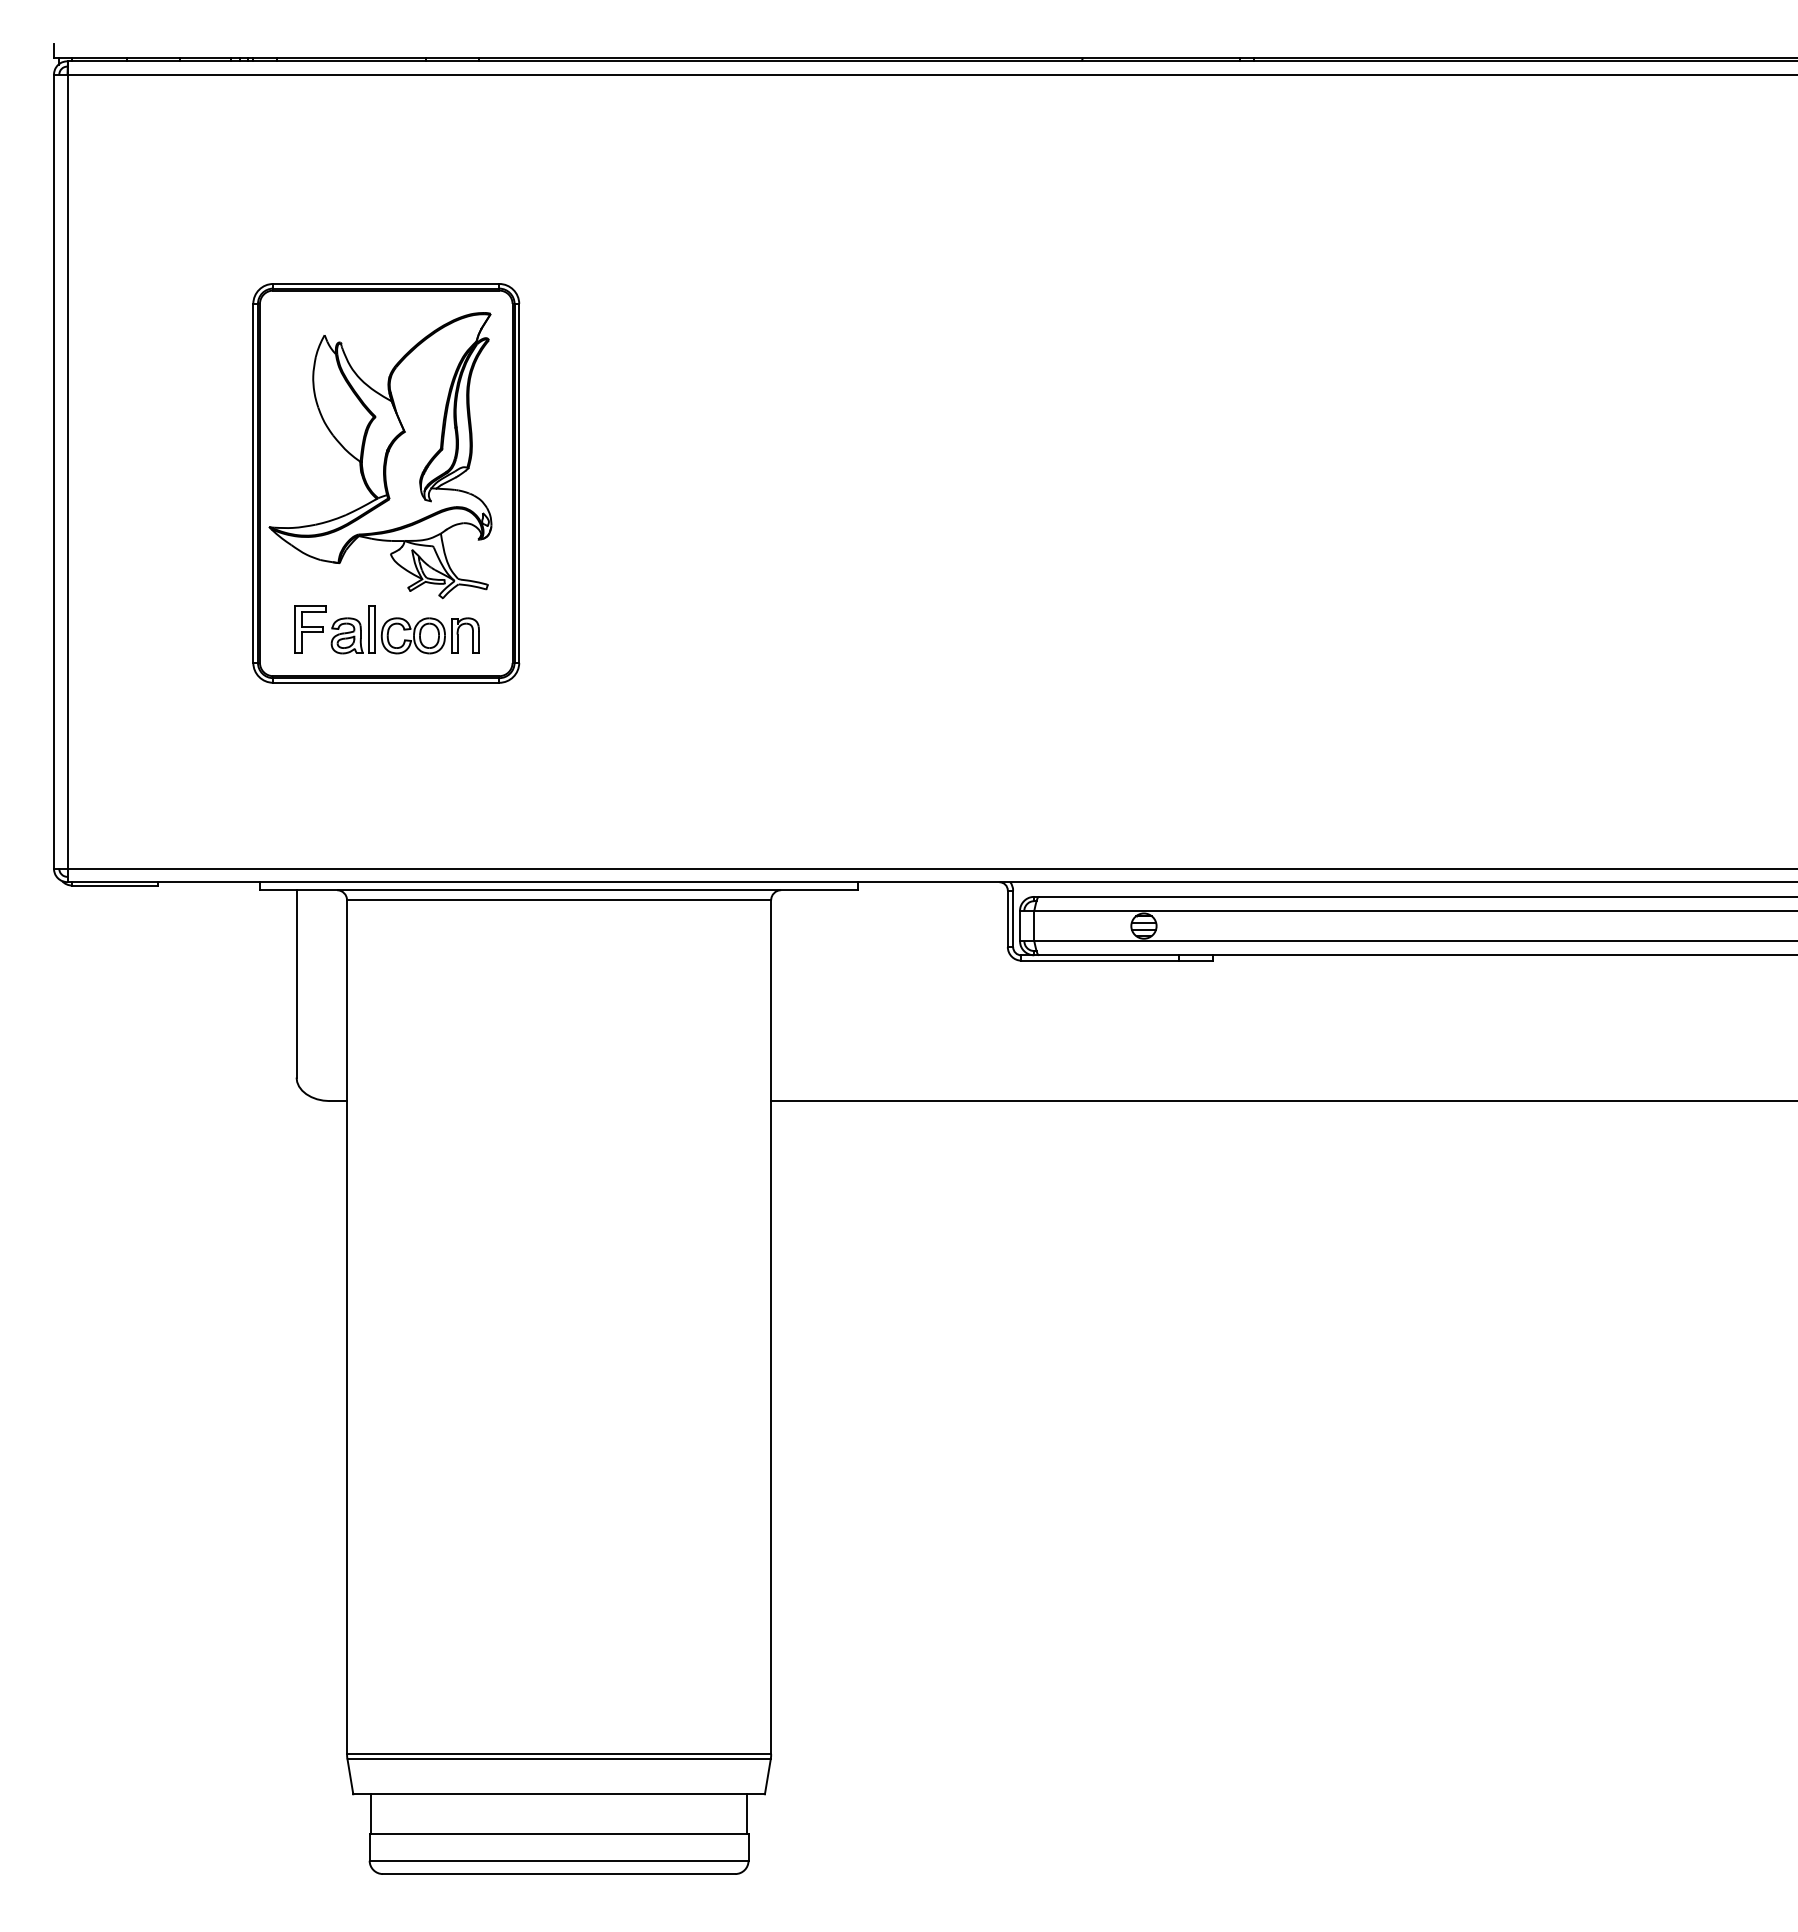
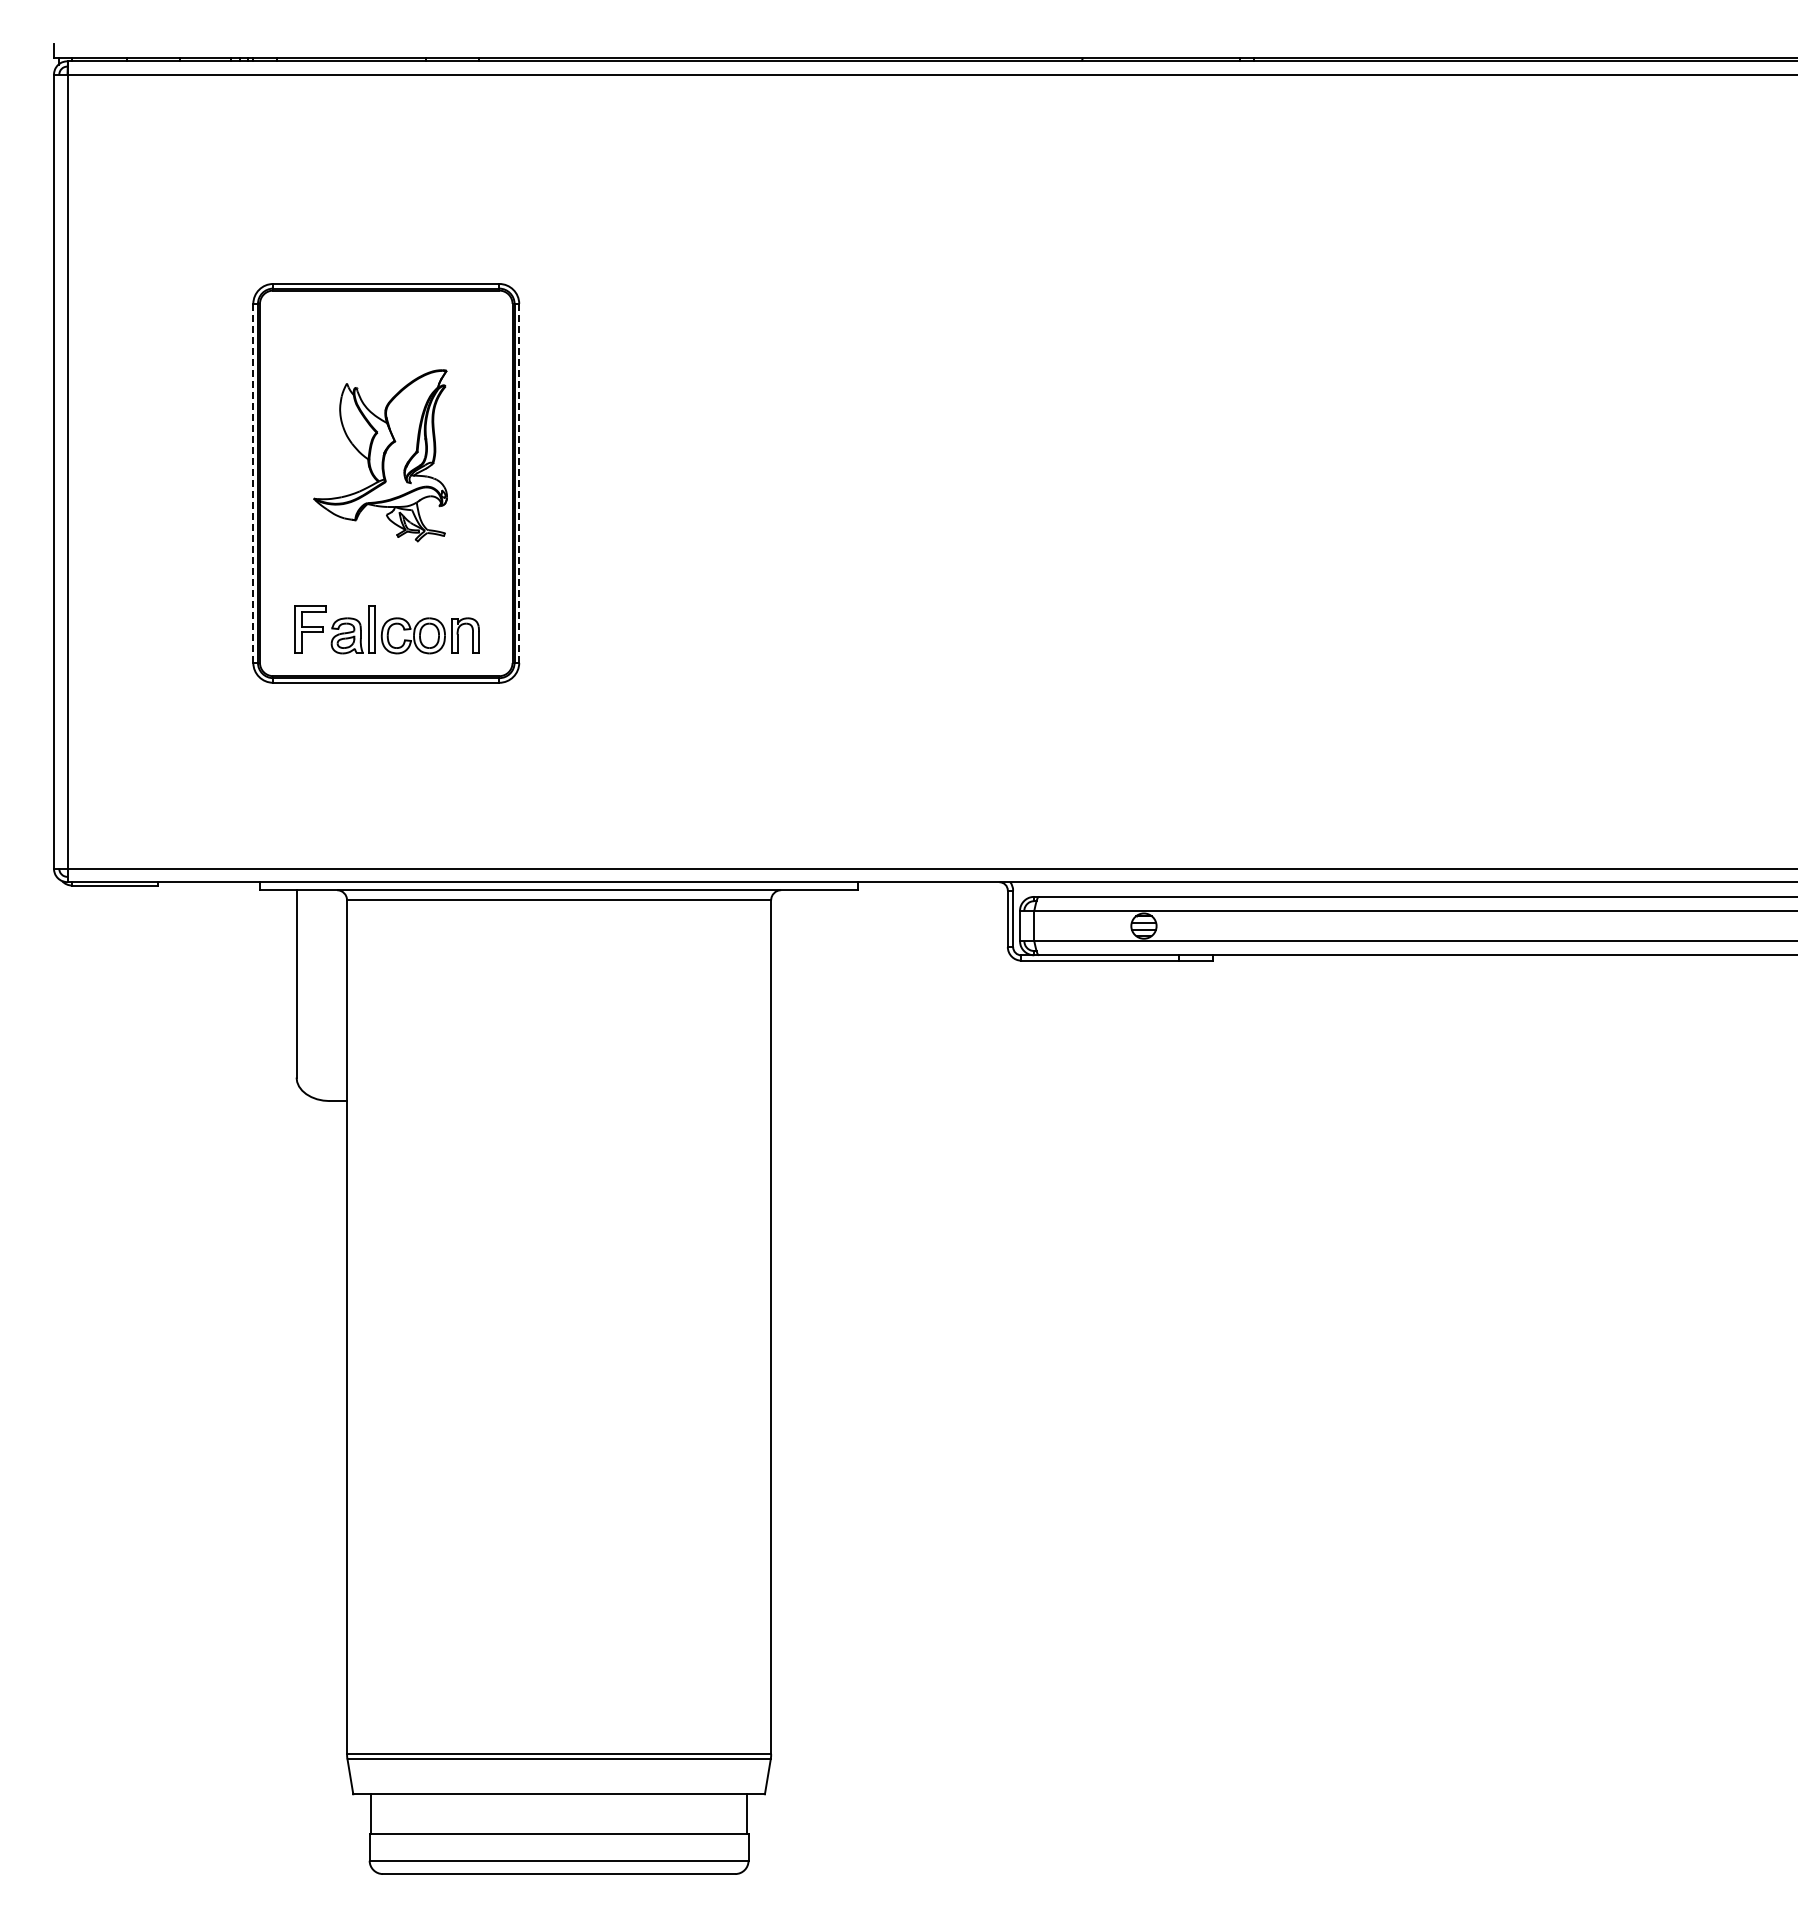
part size: 225x288 px -> 135x174 px (380, 455)
line: solid -> dashed (253, 482)
line: solid -> dashed (519, 483)
line: present -> none (1282, 1101)
